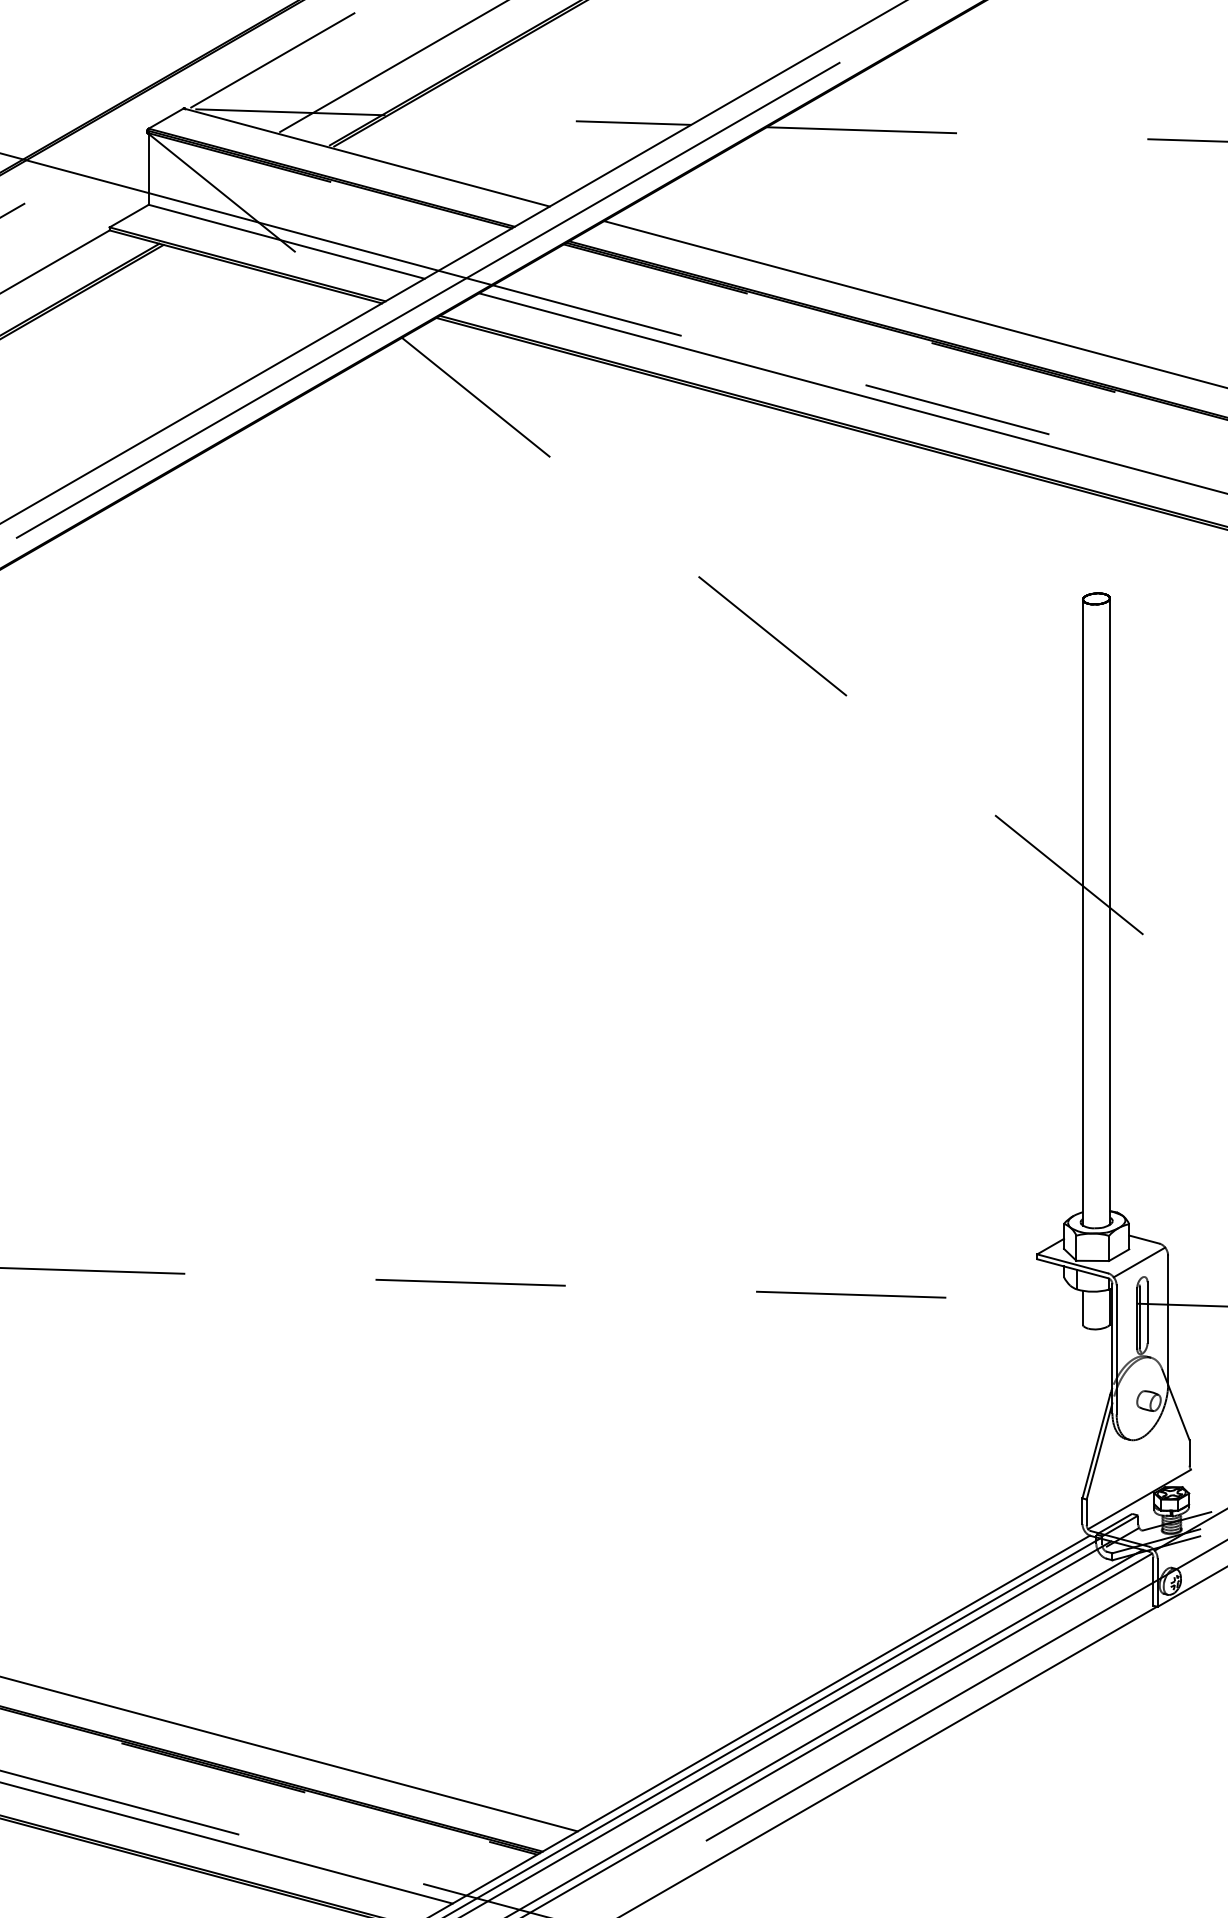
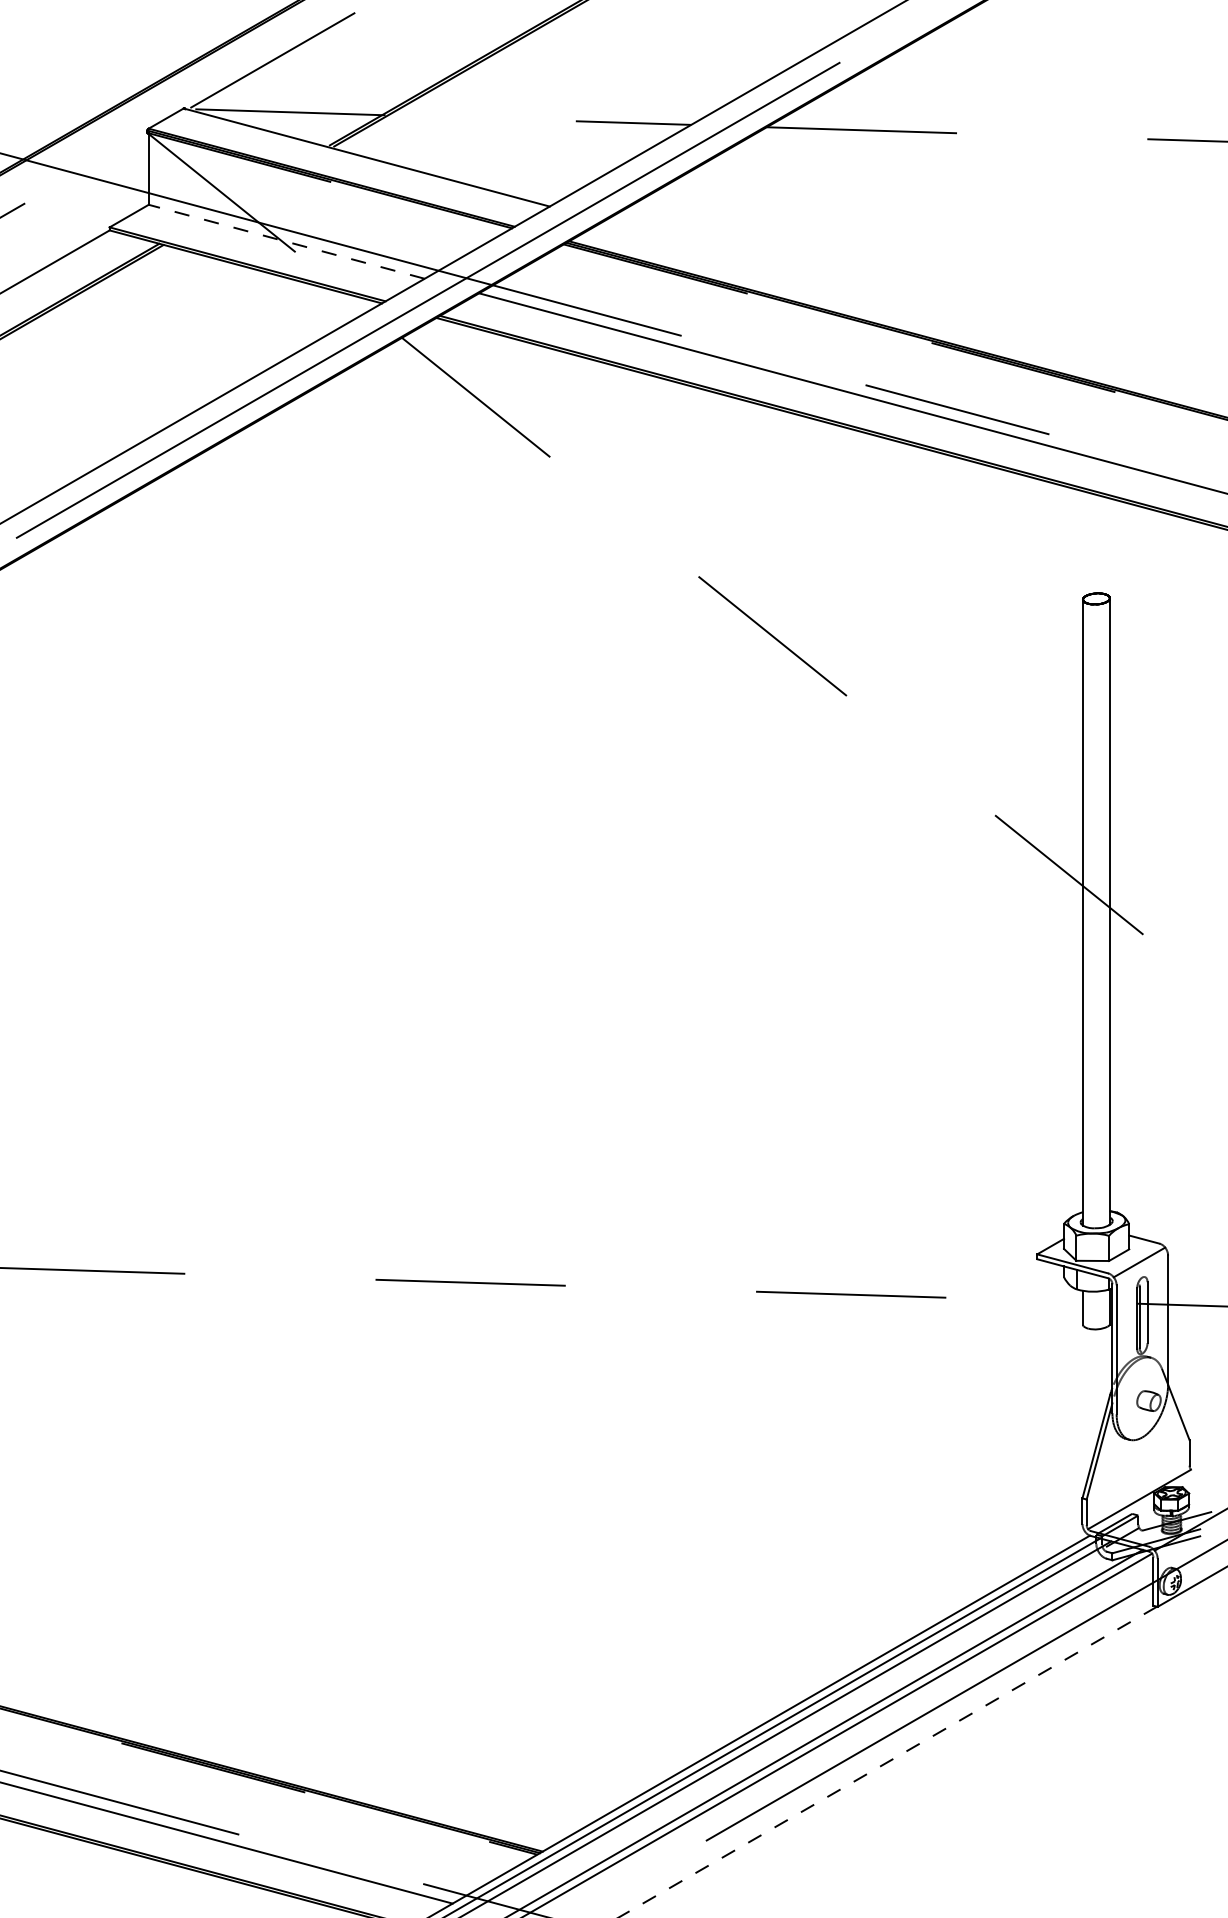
line: present -> none (392, 67)
line: solid -> dashed (286, 241)
line: present -> none (914, 304)
line: present -> none (289, 1754)
line: solid -> dashed (887, 1762)
